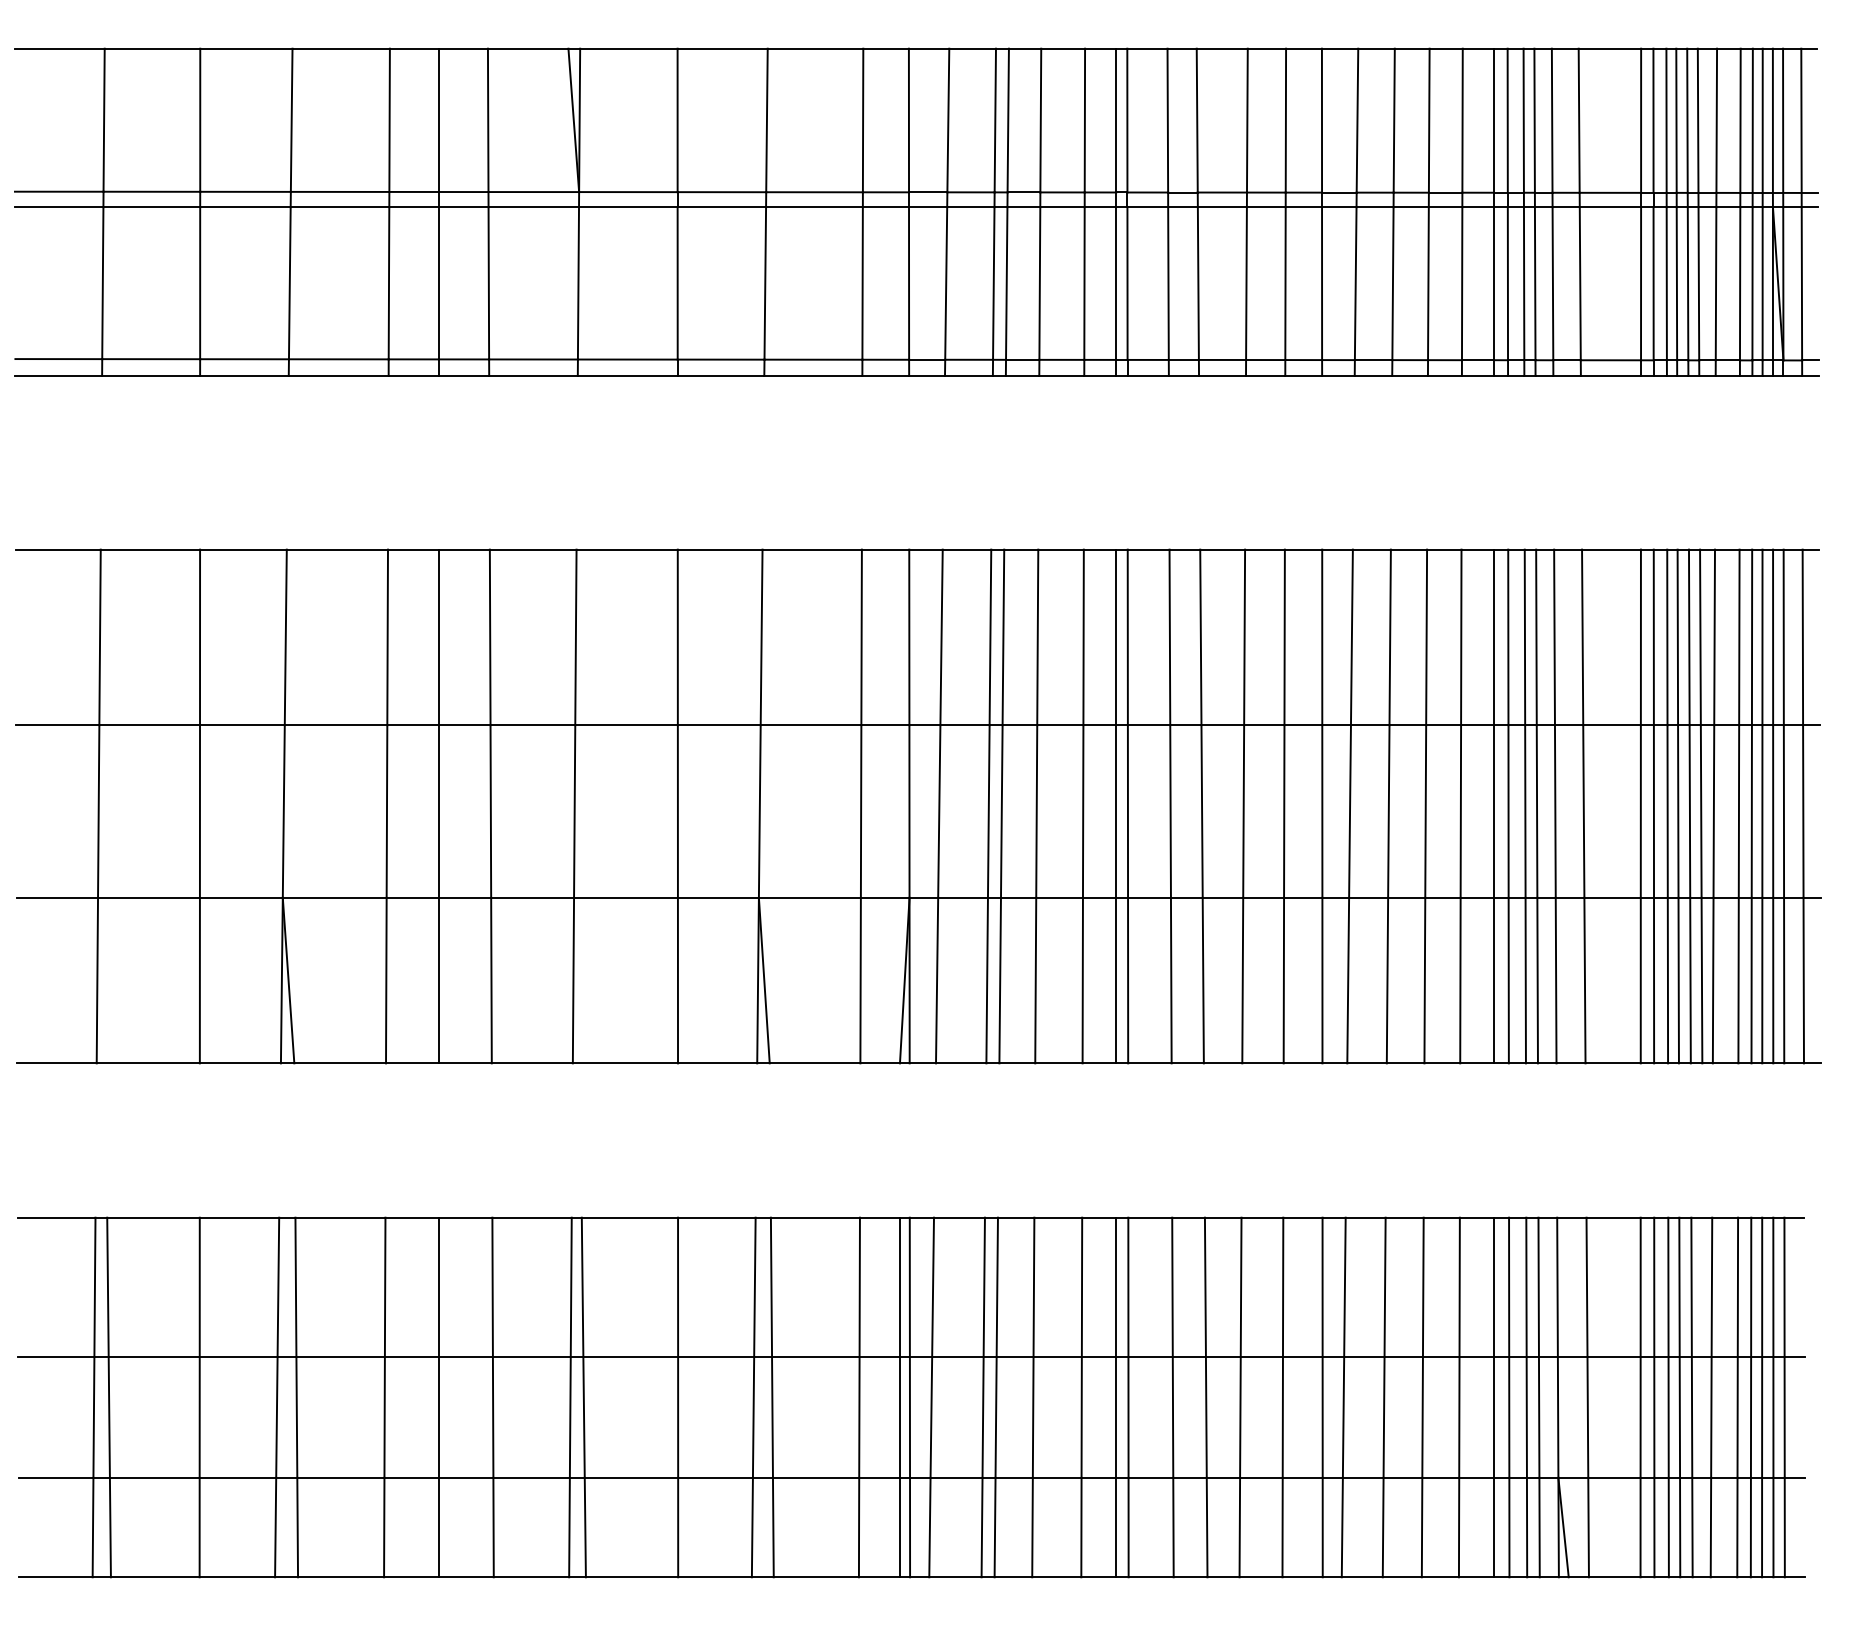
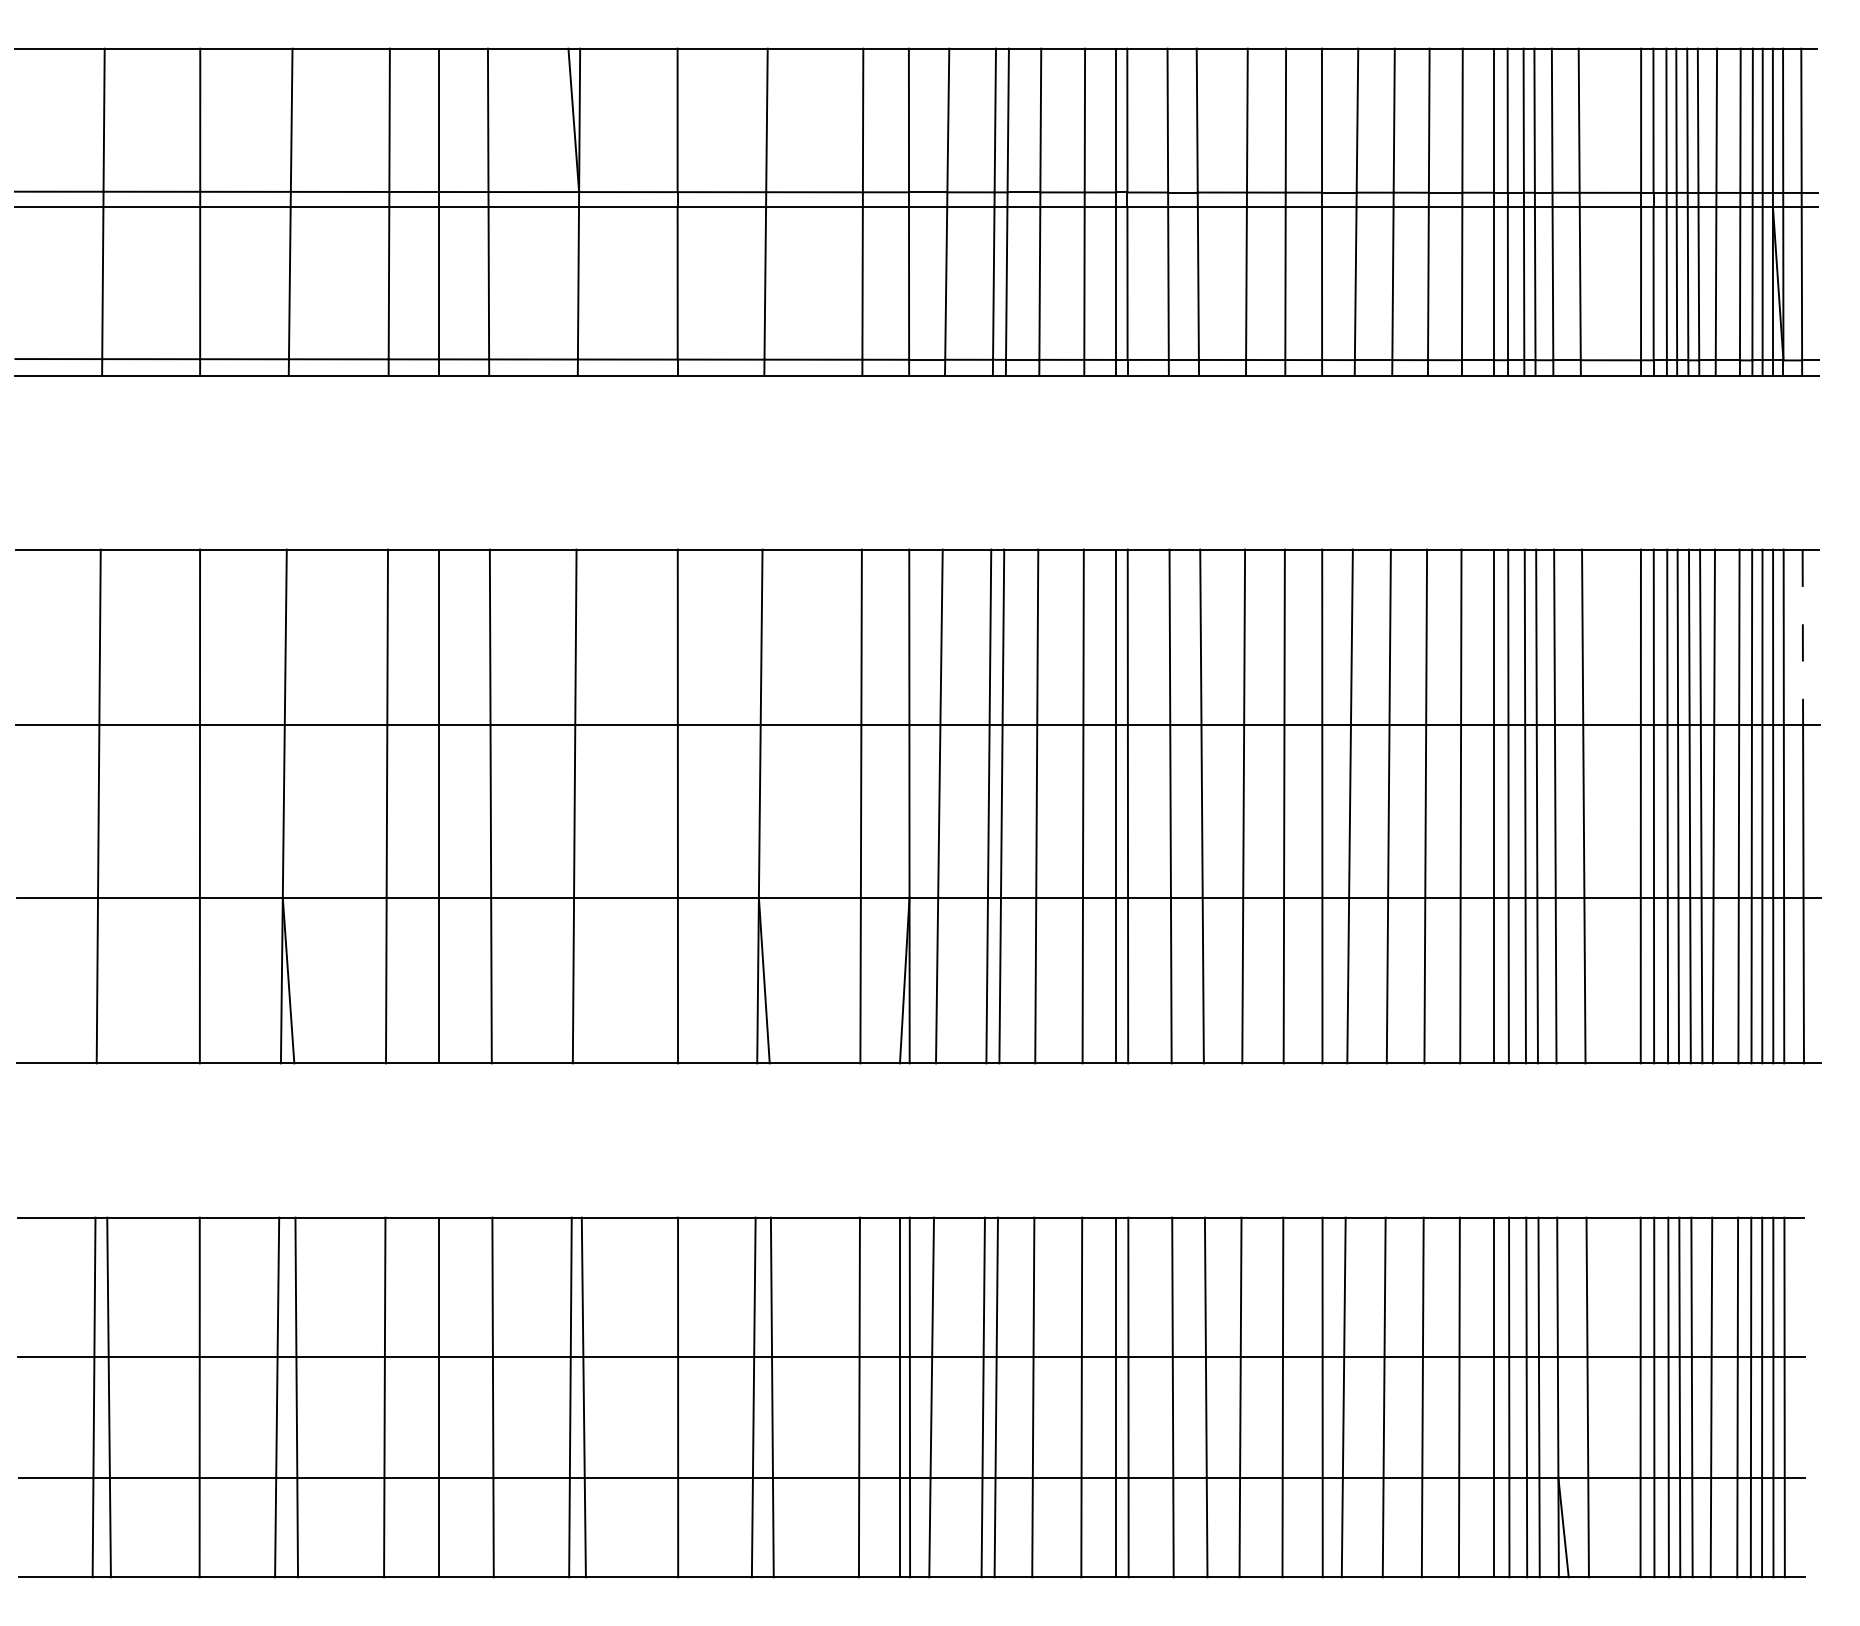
line: solid -> dashed (1802, 637)
